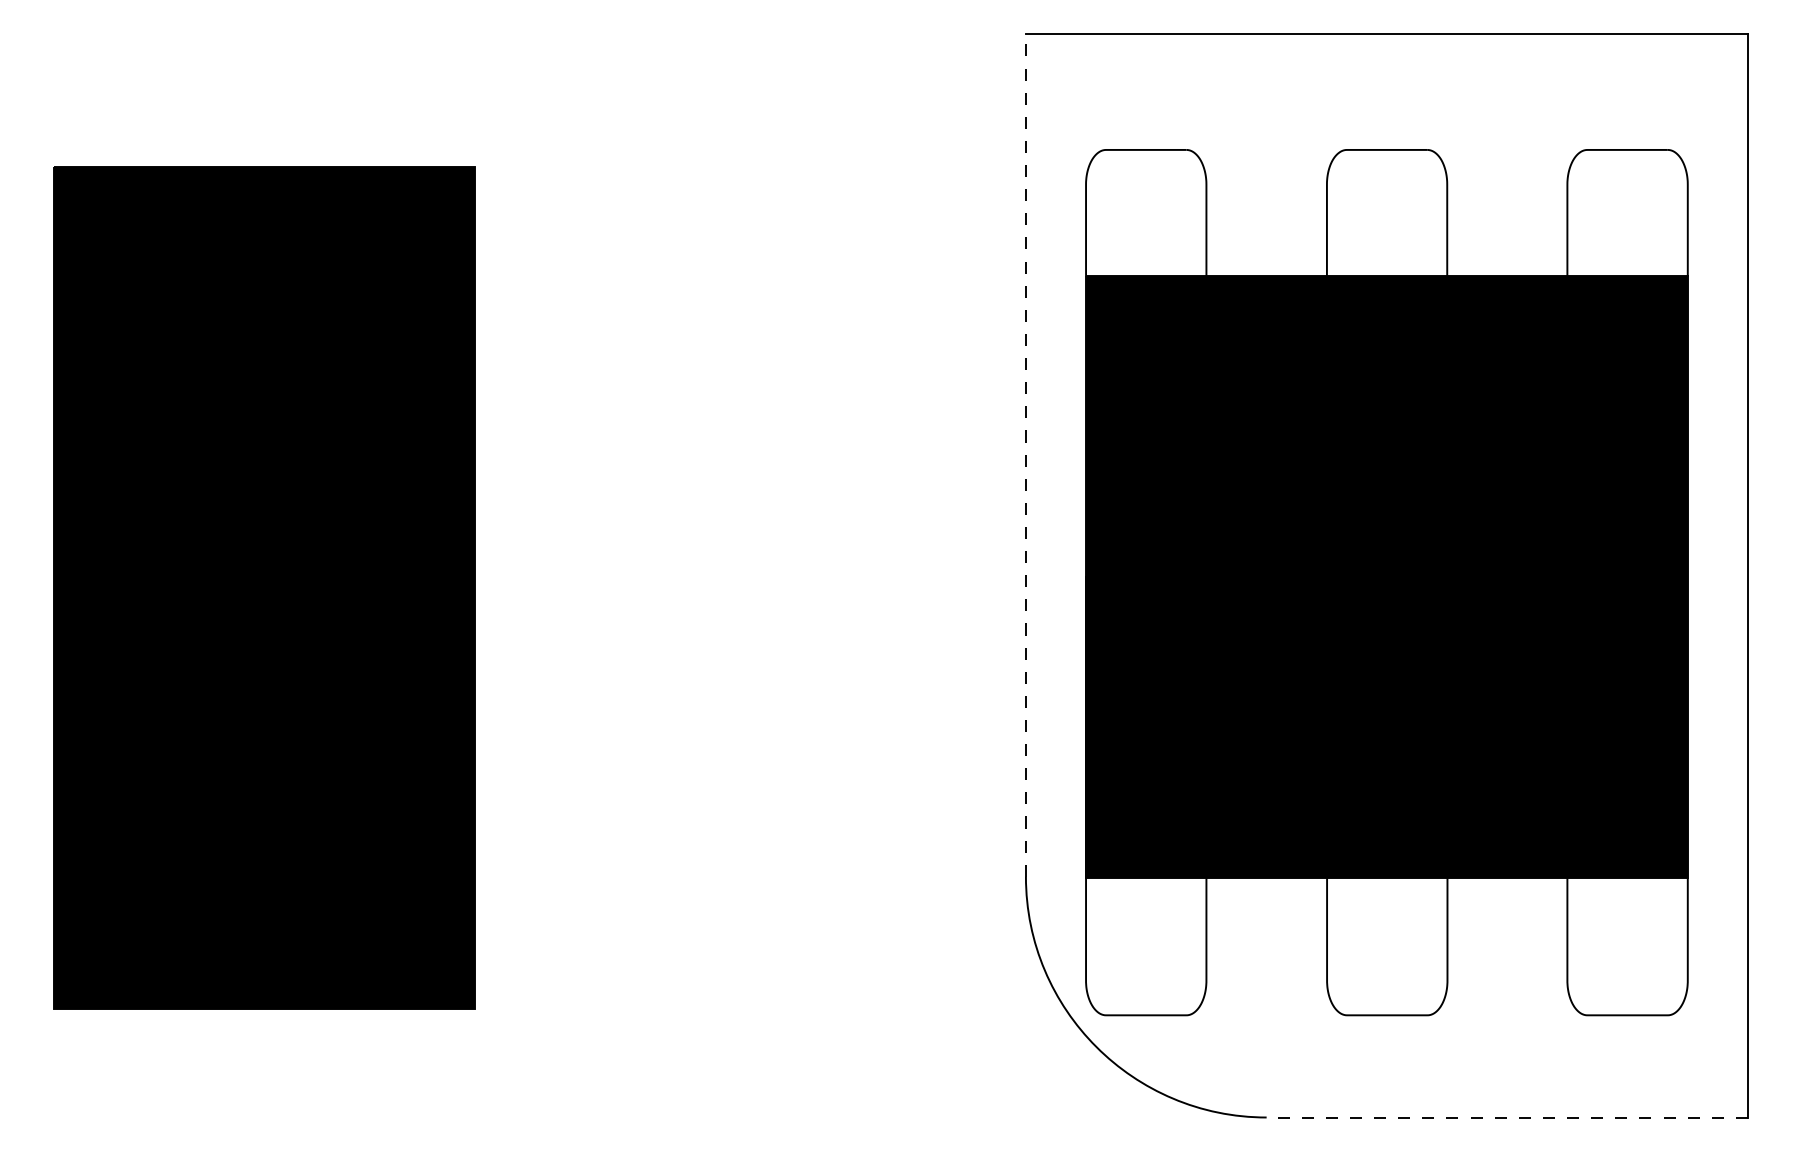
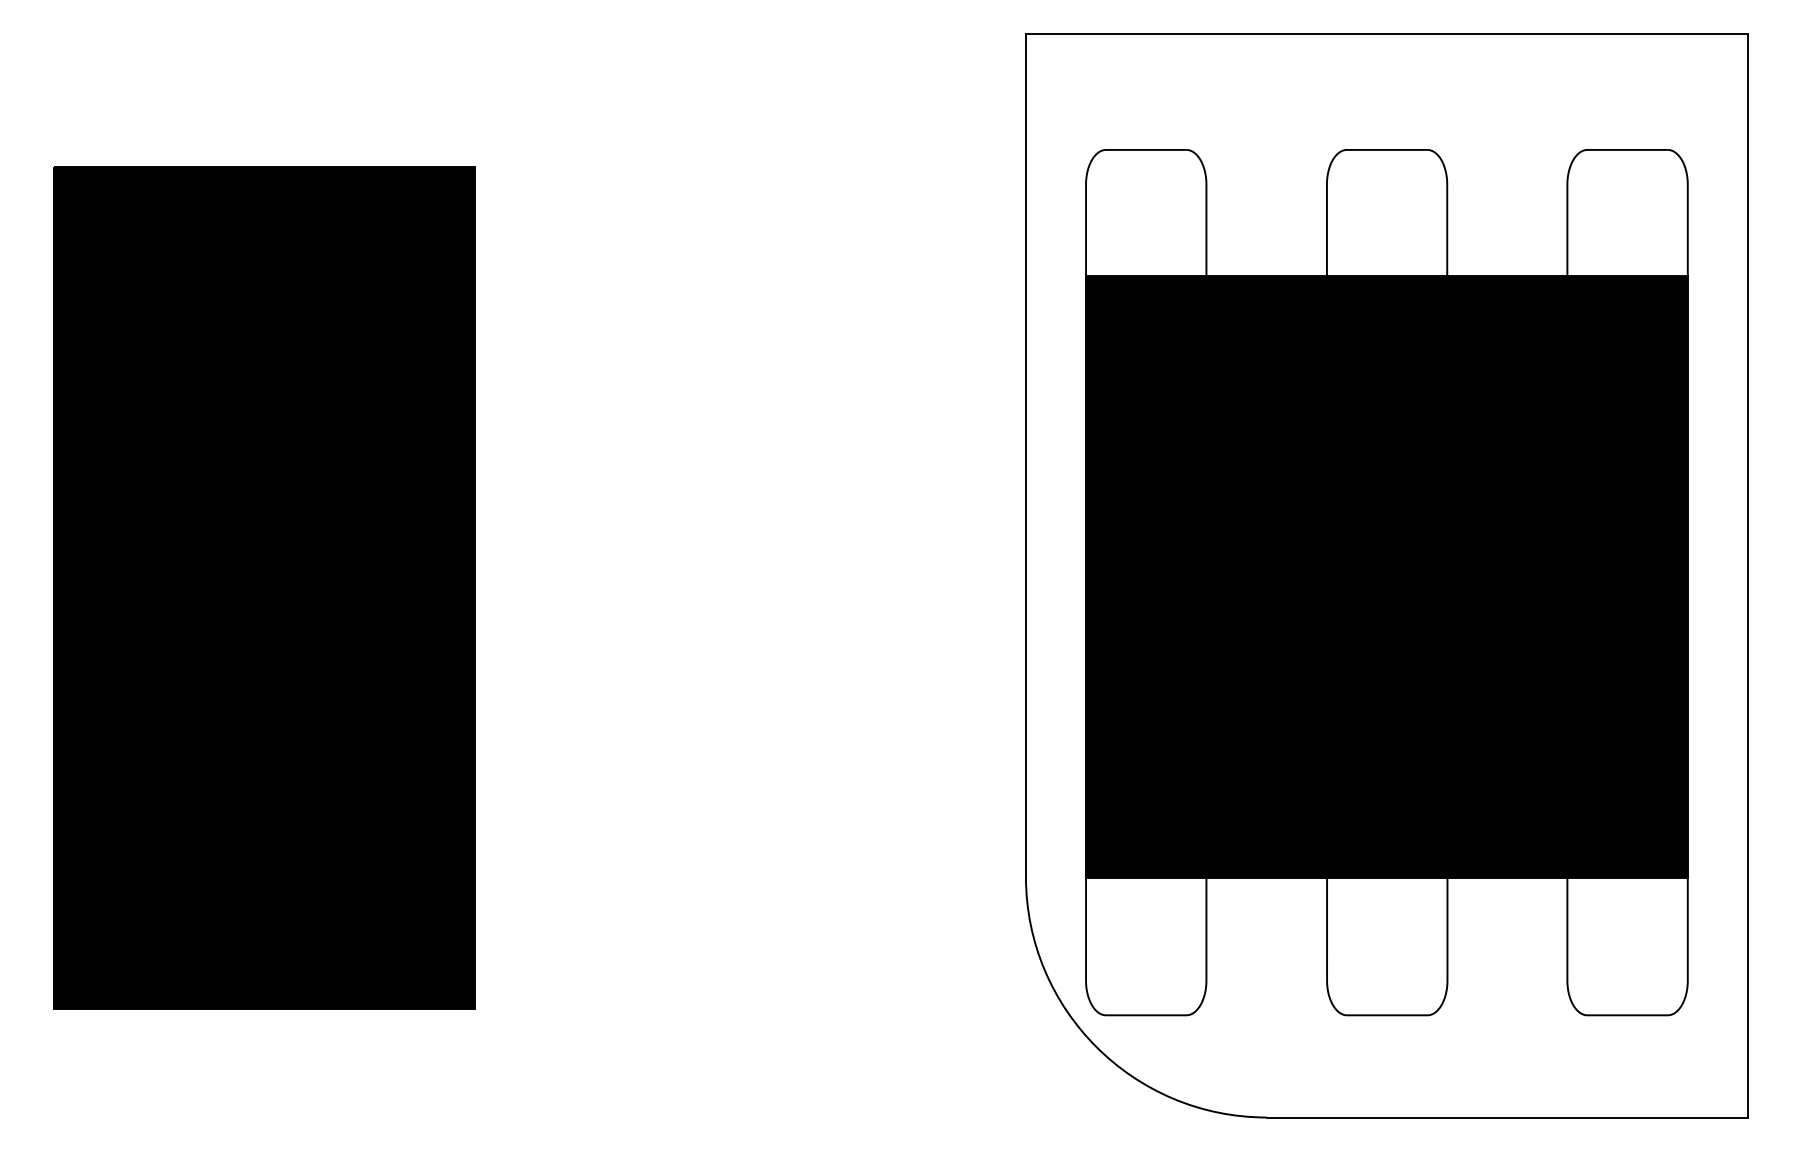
line: dashed -> solid (1025, 455)
line: dashed -> solid (1507, 1117)
